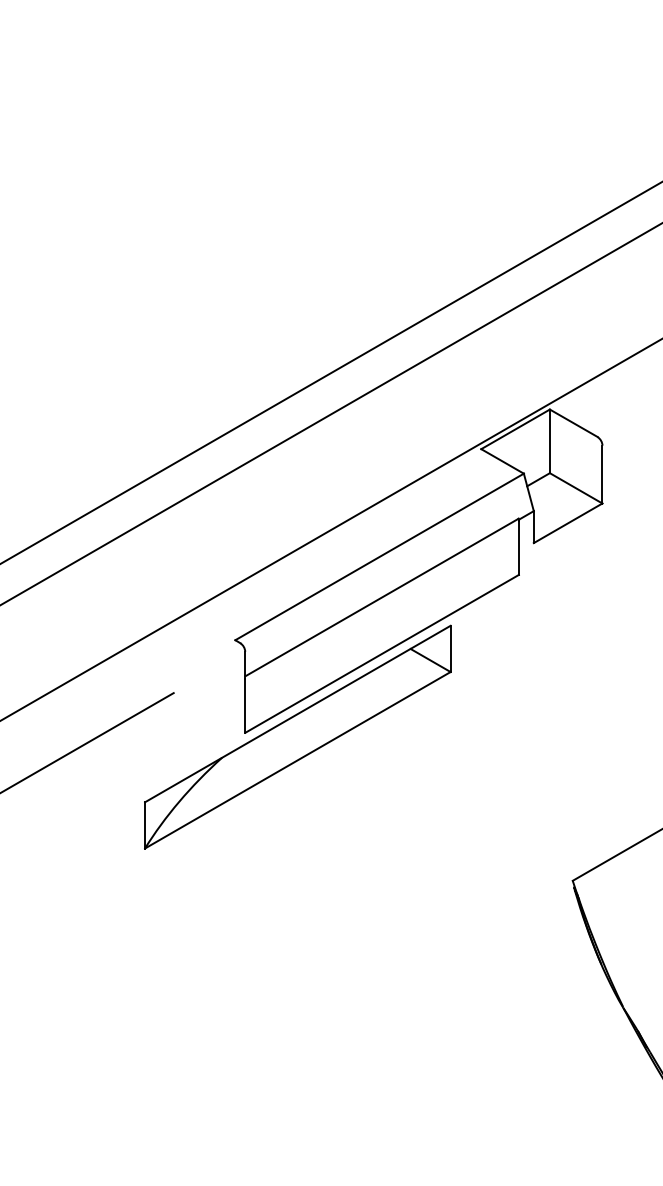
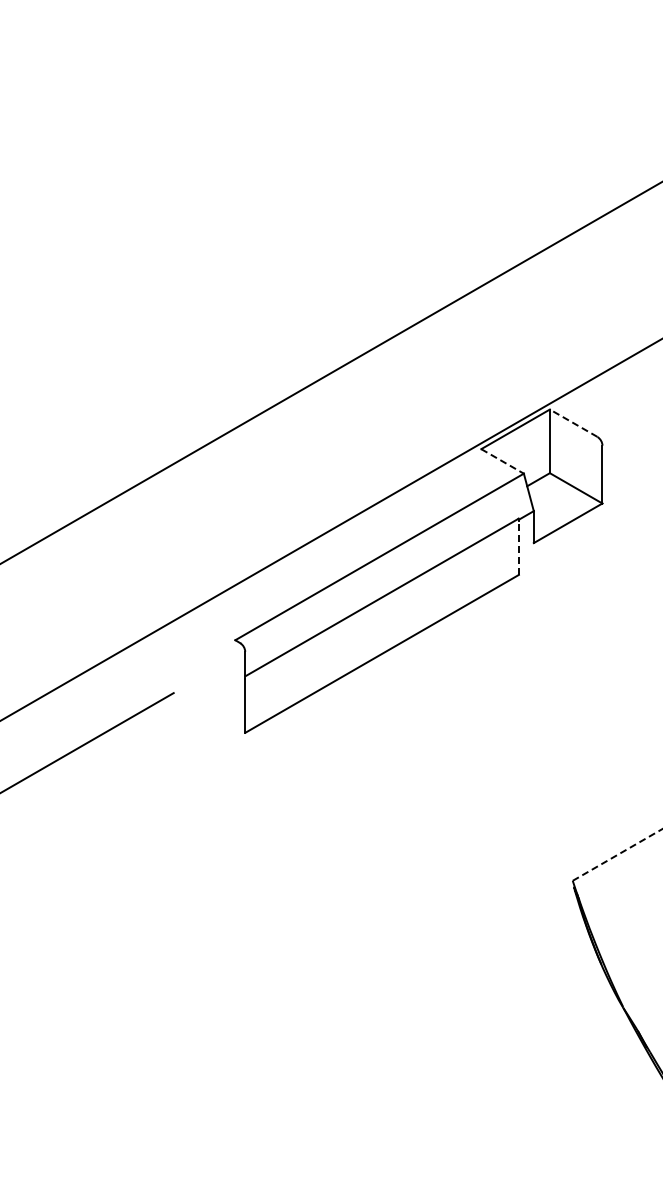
line: present -> none (330, 414)
line: solid -> dashed (573, 422)
line: solid -> dashed (502, 461)
line: solid -> dashed (518, 547)
part: present -> none (297, 736)
line: solid -> dashed (617, 854)
